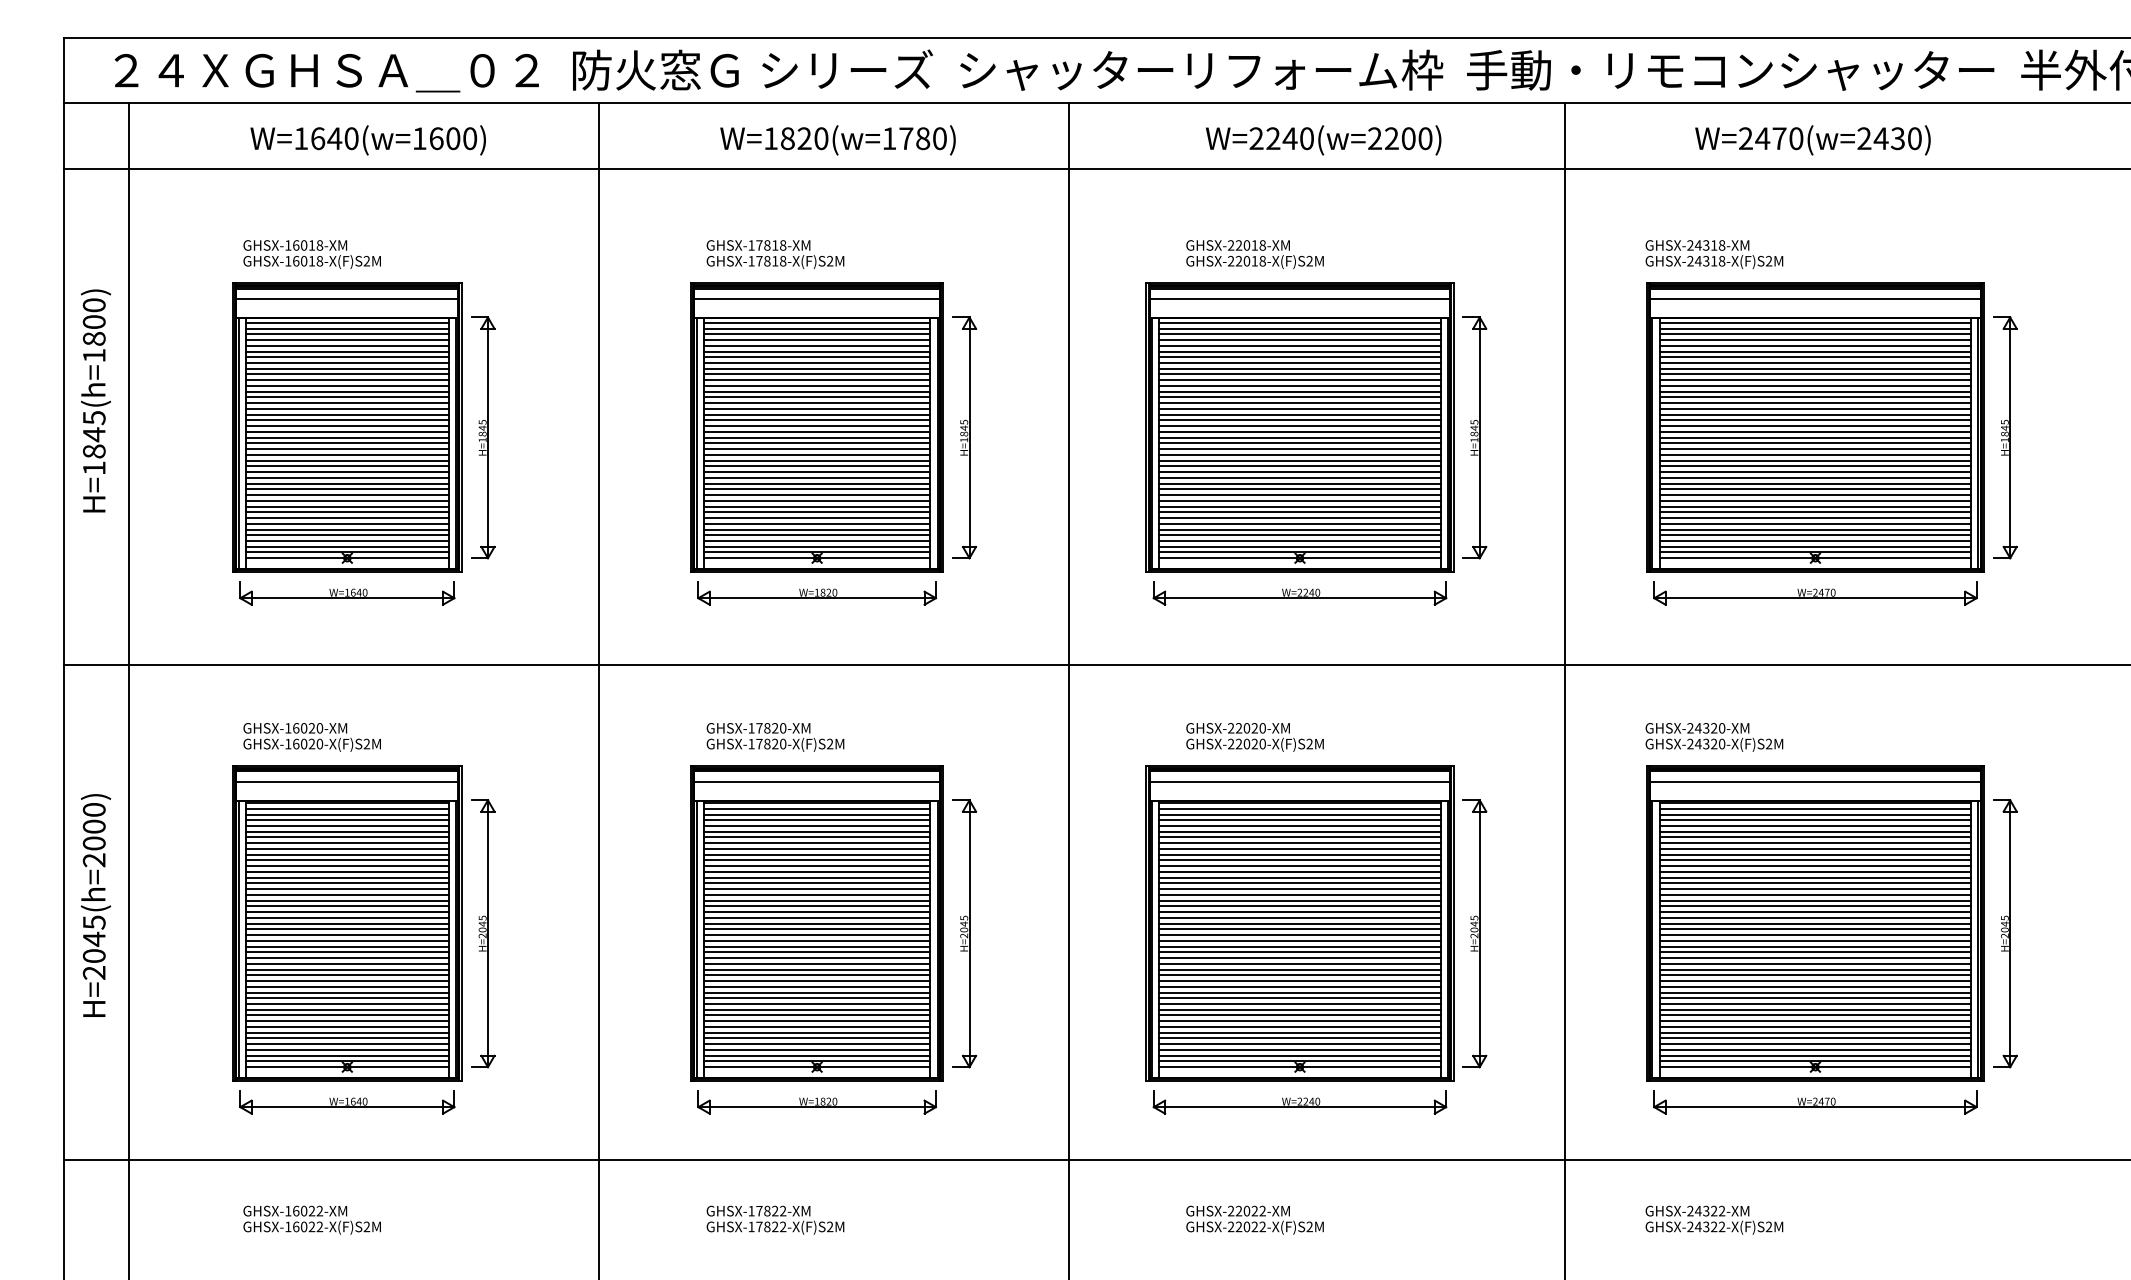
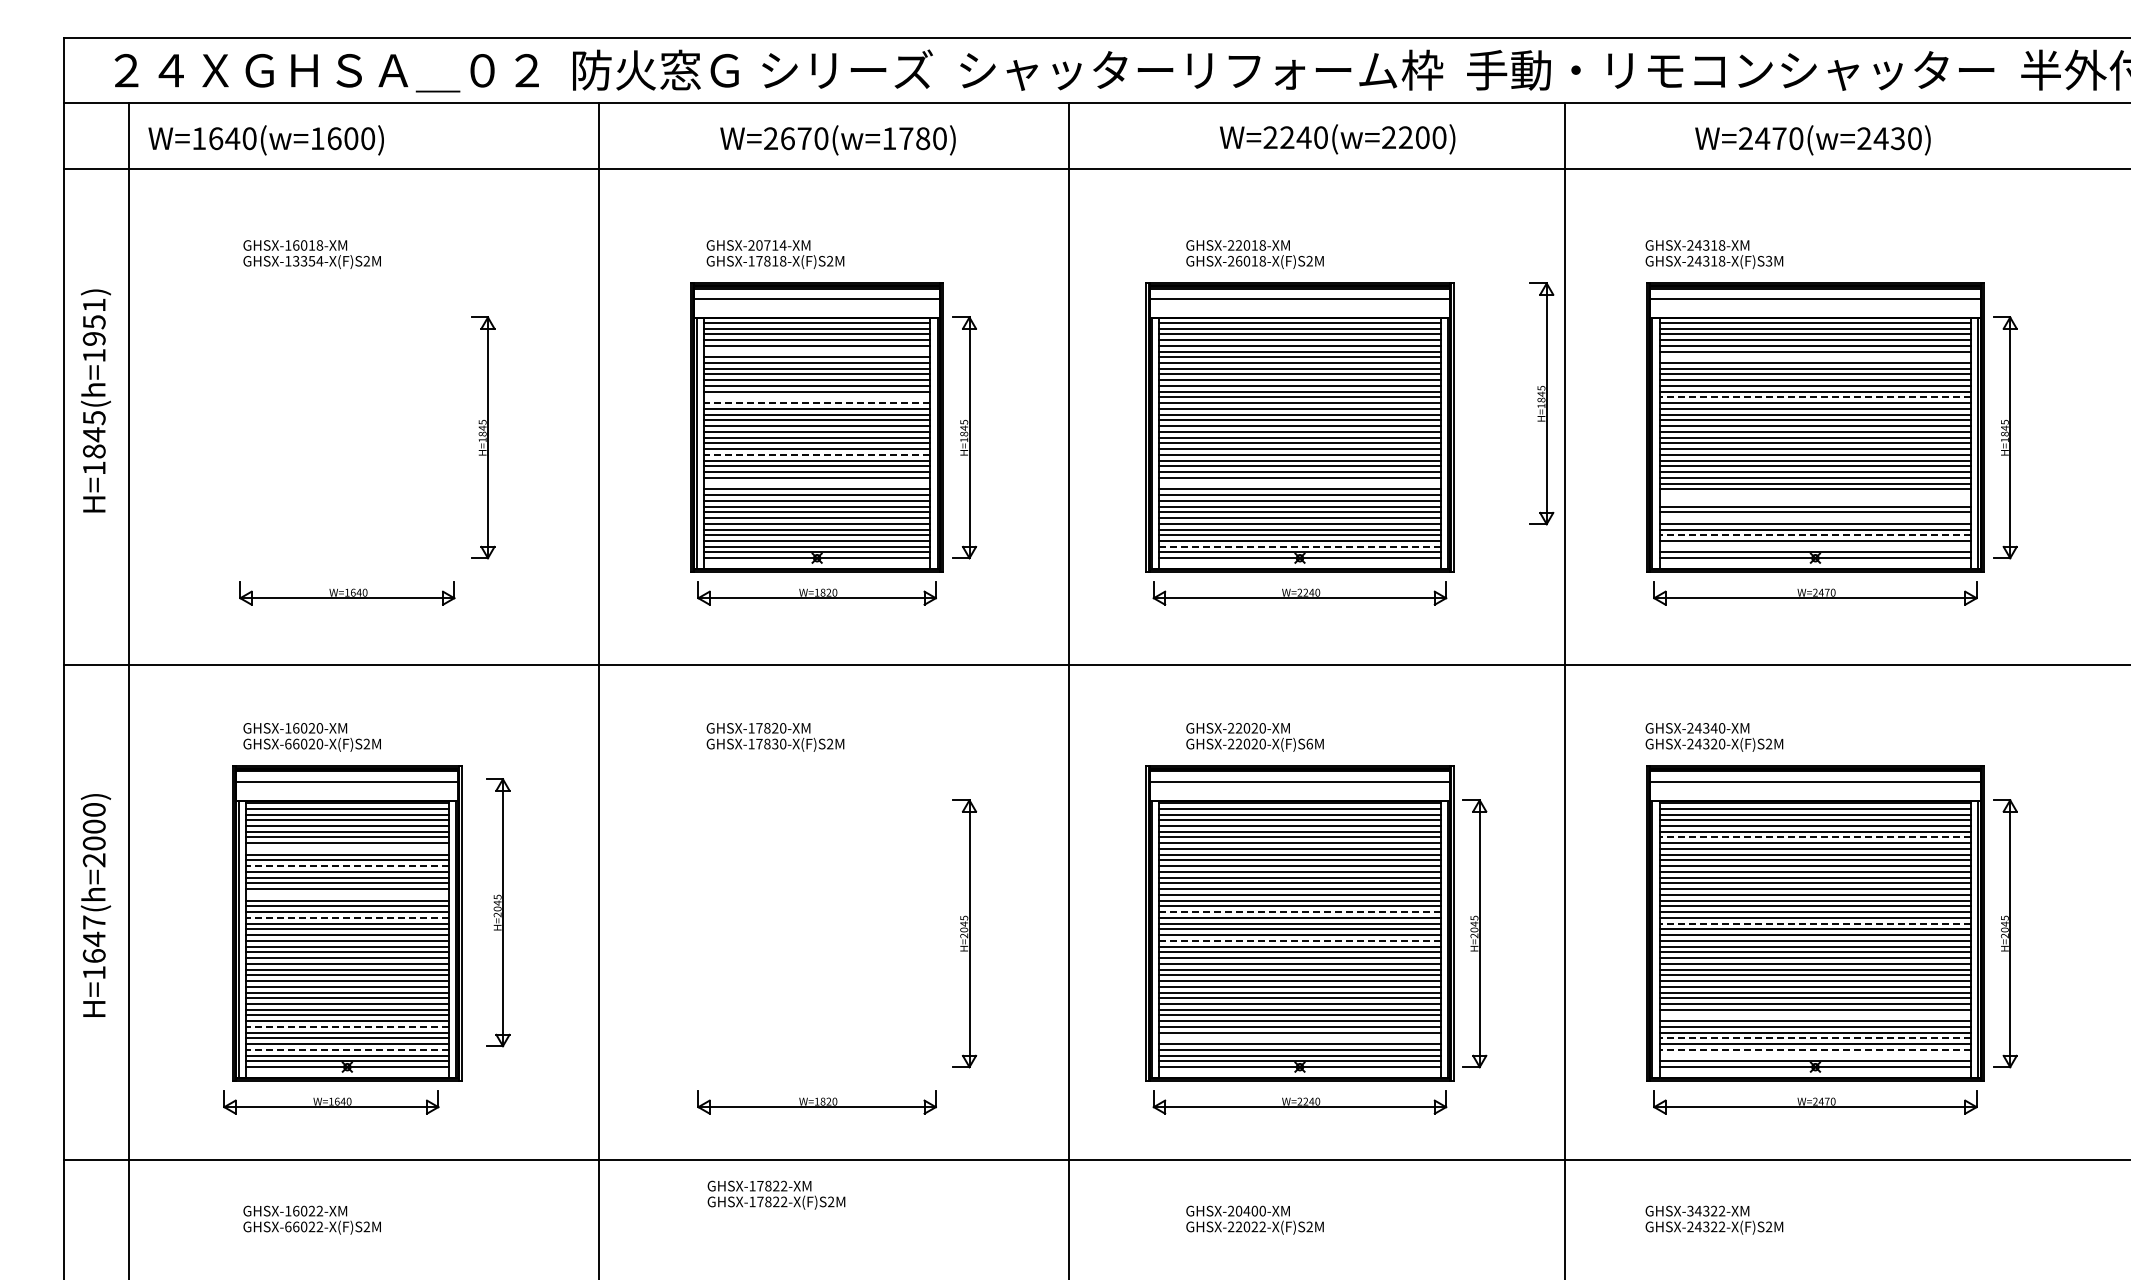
text: W=1820(w=1780) -> W=2670(w=1780) (787, 138)
text position: (367, 140) -> (265, 140) (265, 140)
text position: (1323, 140) -> (1337, 139) (1337, 139)
text: GHSX-17818-XM -> GHSX-20714-XM (767, 245)
text: GHSX-22018-X(F)S2M -> GHSX-26018-X(F)S2M (1238, 260)
text: GHSX-16018-X(F)S2M -> GHSX-13354-X(F)S2M (308, 261)
text: GHSX-24318-X(F)S2M -> GHSX-24318-X(F)S3M (1769, 261)
text: H=1845(h=1800) -> H=1845(h=1951) (93, 321)
line: present -> none (816, 351)
line: present -> none (1815, 357)
line: present -> none (816, 397)
line: solid -> dashed (1815, 397)
line: solid -> dashed (816, 403)
part: present -> none (347, 427)
part position: (1474, 437) -> (1541, 403) (1541, 403)
line: solid -> dashed (816, 454)
line: present -> none (816, 483)
line: present -> none (1299, 483)
line: present -> none (1815, 495)
line: present -> none (1815, 500)
line: present -> none (1815, 518)
line: solid -> dashed (1815, 535)
line: solid -> dashed (1299, 546)
line: present -> none (1815, 546)
text: GHSX-24320-XM -> GHSX-24340-XM (1713, 728)
text: GHSX-16020-X(F)S2M -> GHSX-66020-X(F)S2M (288, 743)
text: GHSX-22020-X(F)S2M -> GHSX-22020-X(F)S6M (1309, 743)
text: GHSX-17820-X(F)S2M -> GHSX-17830-X(F)S2M (775, 744)
line: solid -> dashed (1815, 837)
line: present -> none (346, 848)
line: solid -> dashed (347, 866)
line: present -> none (346, 894)
line: solid -> dashed (1299, 912)
line: solid -> dashed (347, 917)
part: present -> none (816, 923)
line: solid -> dashed (1815, 923)
part position: (483, 933) -> (498, 912) (498, 912)
line: solid -> dashed (1299, 940)
text: H=2045(h=2000) -> H=1647(h=2000) (93, 947)
line: present -> none (1815, 1015)
line: solid -> dashed (347, 1026)
line: present -> none (1299, 1038)
line: solid -> dashed (1815, 1038)
line: solid -> dashed (347, 1049)
line: solid -> dashed (1815, 1049)
line: present -> none (1815, 1055)
part position: (347, 1102) -> (331, 1102) (331, 1102)
text: GHSX-22022-XM -> GHSX-20400-XM (1250, 1210)
text: GHSX-24322-XM -> GHSX-34322-XM (1690, 1211)
text position: (775, 1219) -> (776, 1194) (776, 1194)
text: GHSX-16022-X(F)S2M -> GHSX-66022-X(F)S2M (288, 1226)
